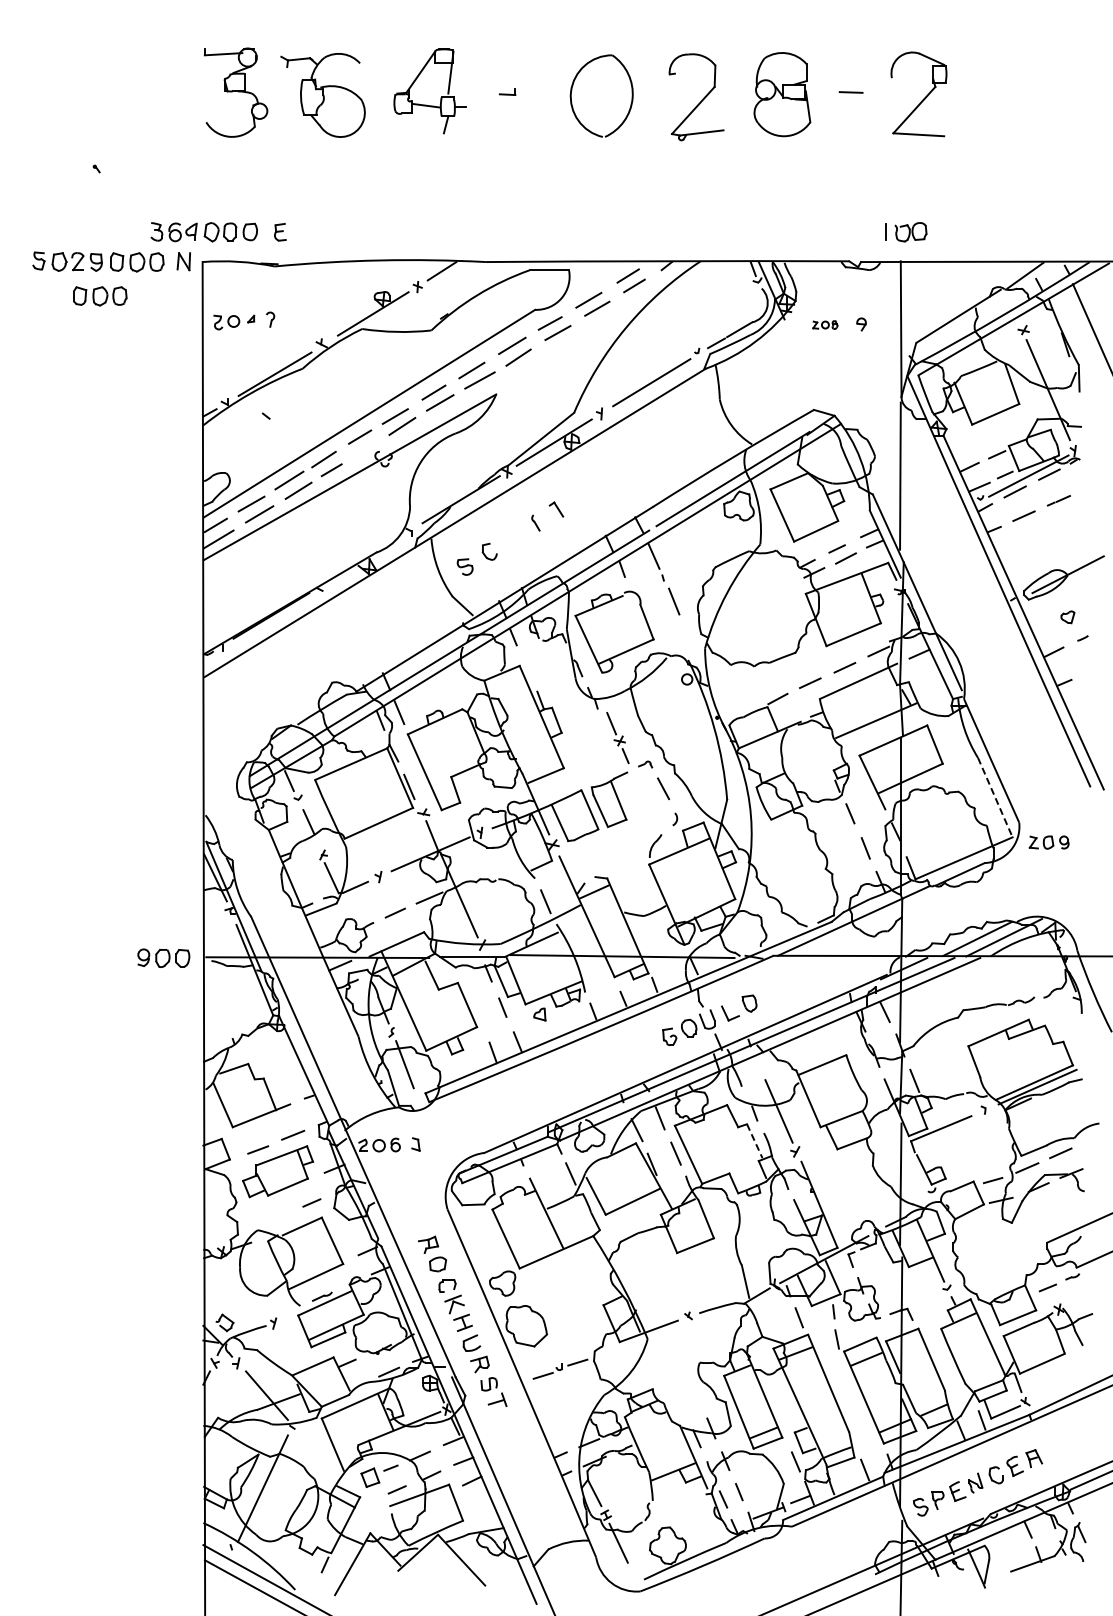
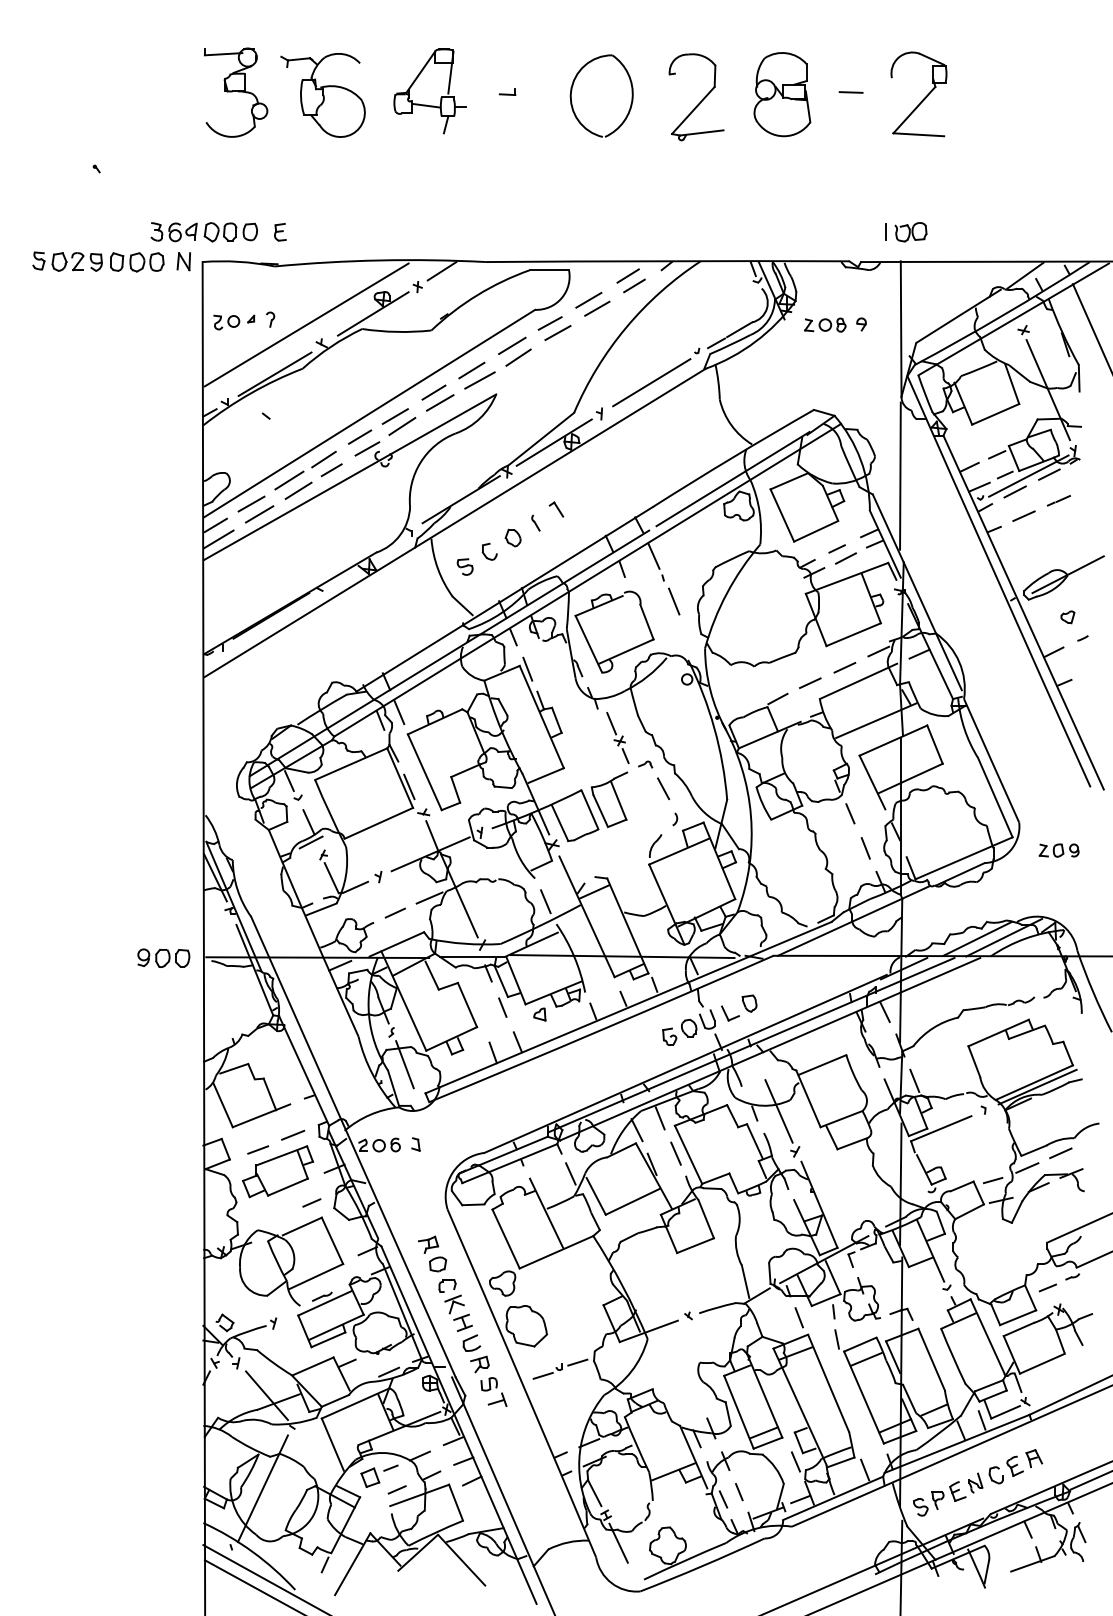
part: present -> none (100, 296)
line: none -> present (306, 324)
part size: 27x10 px -> 43x16 px (825, 324)
line: none -> present (367, 448)
part: none -> present (512, 537)
line: none -> present (527, 668)
line: dashed -> solid (995, 798)
line: none -> present (310, 842)
part position: (1048, 842) -> (1058, 850) (1058, 850)
line: dashed -> solid (754, 1141)
